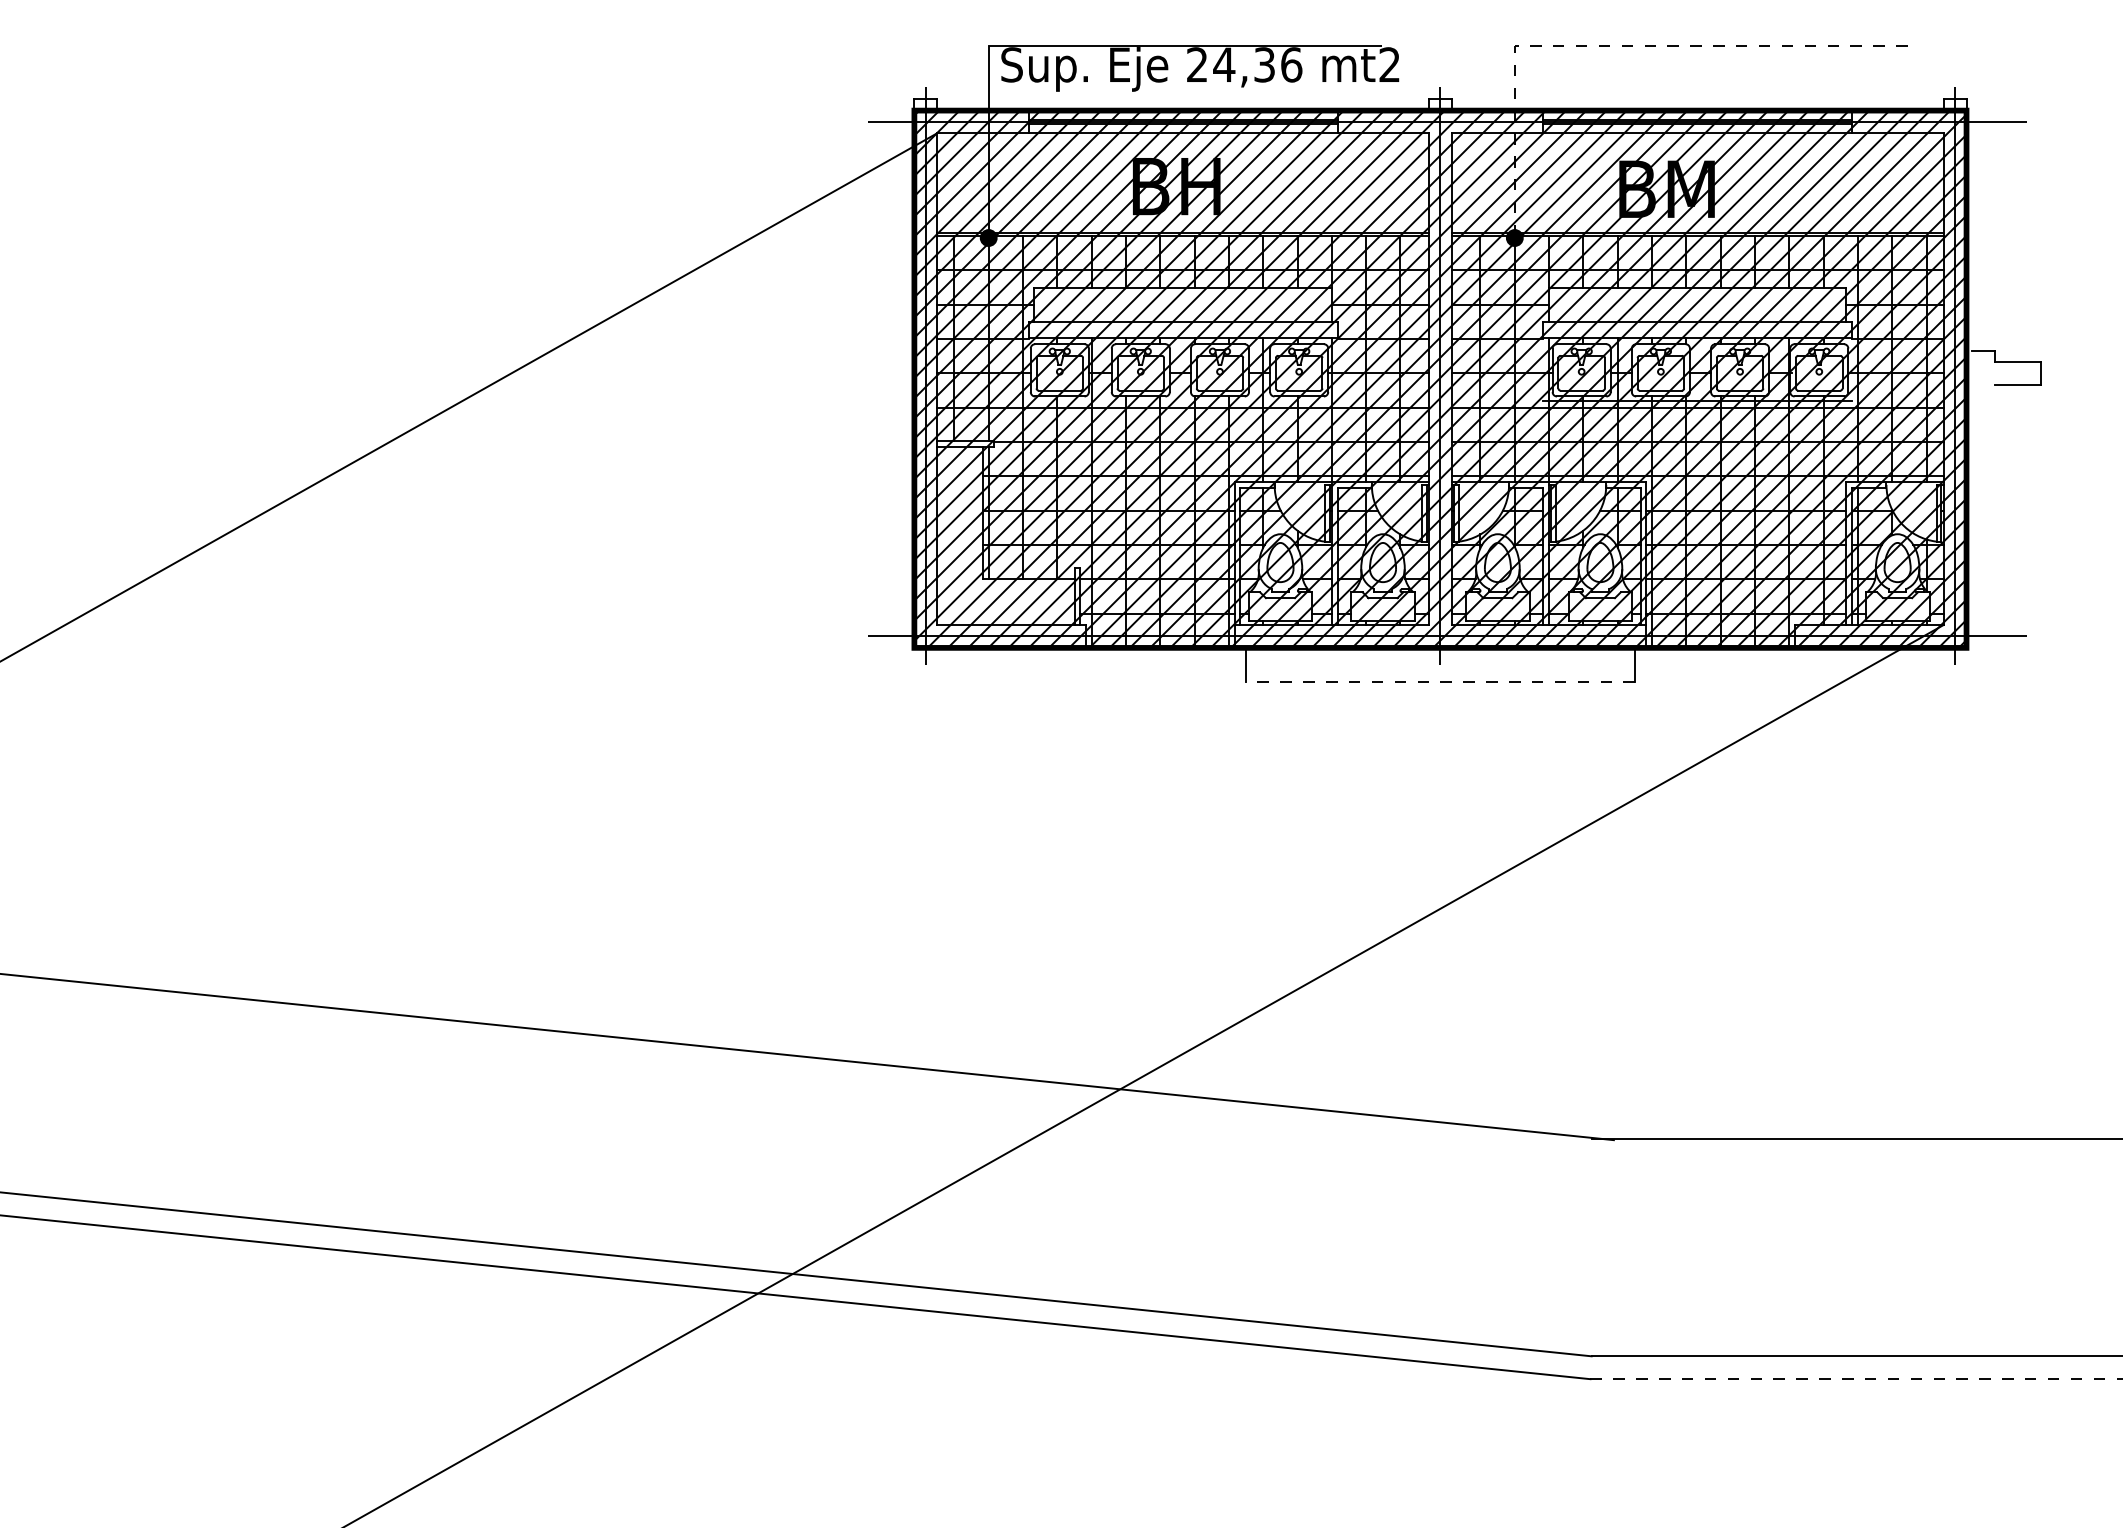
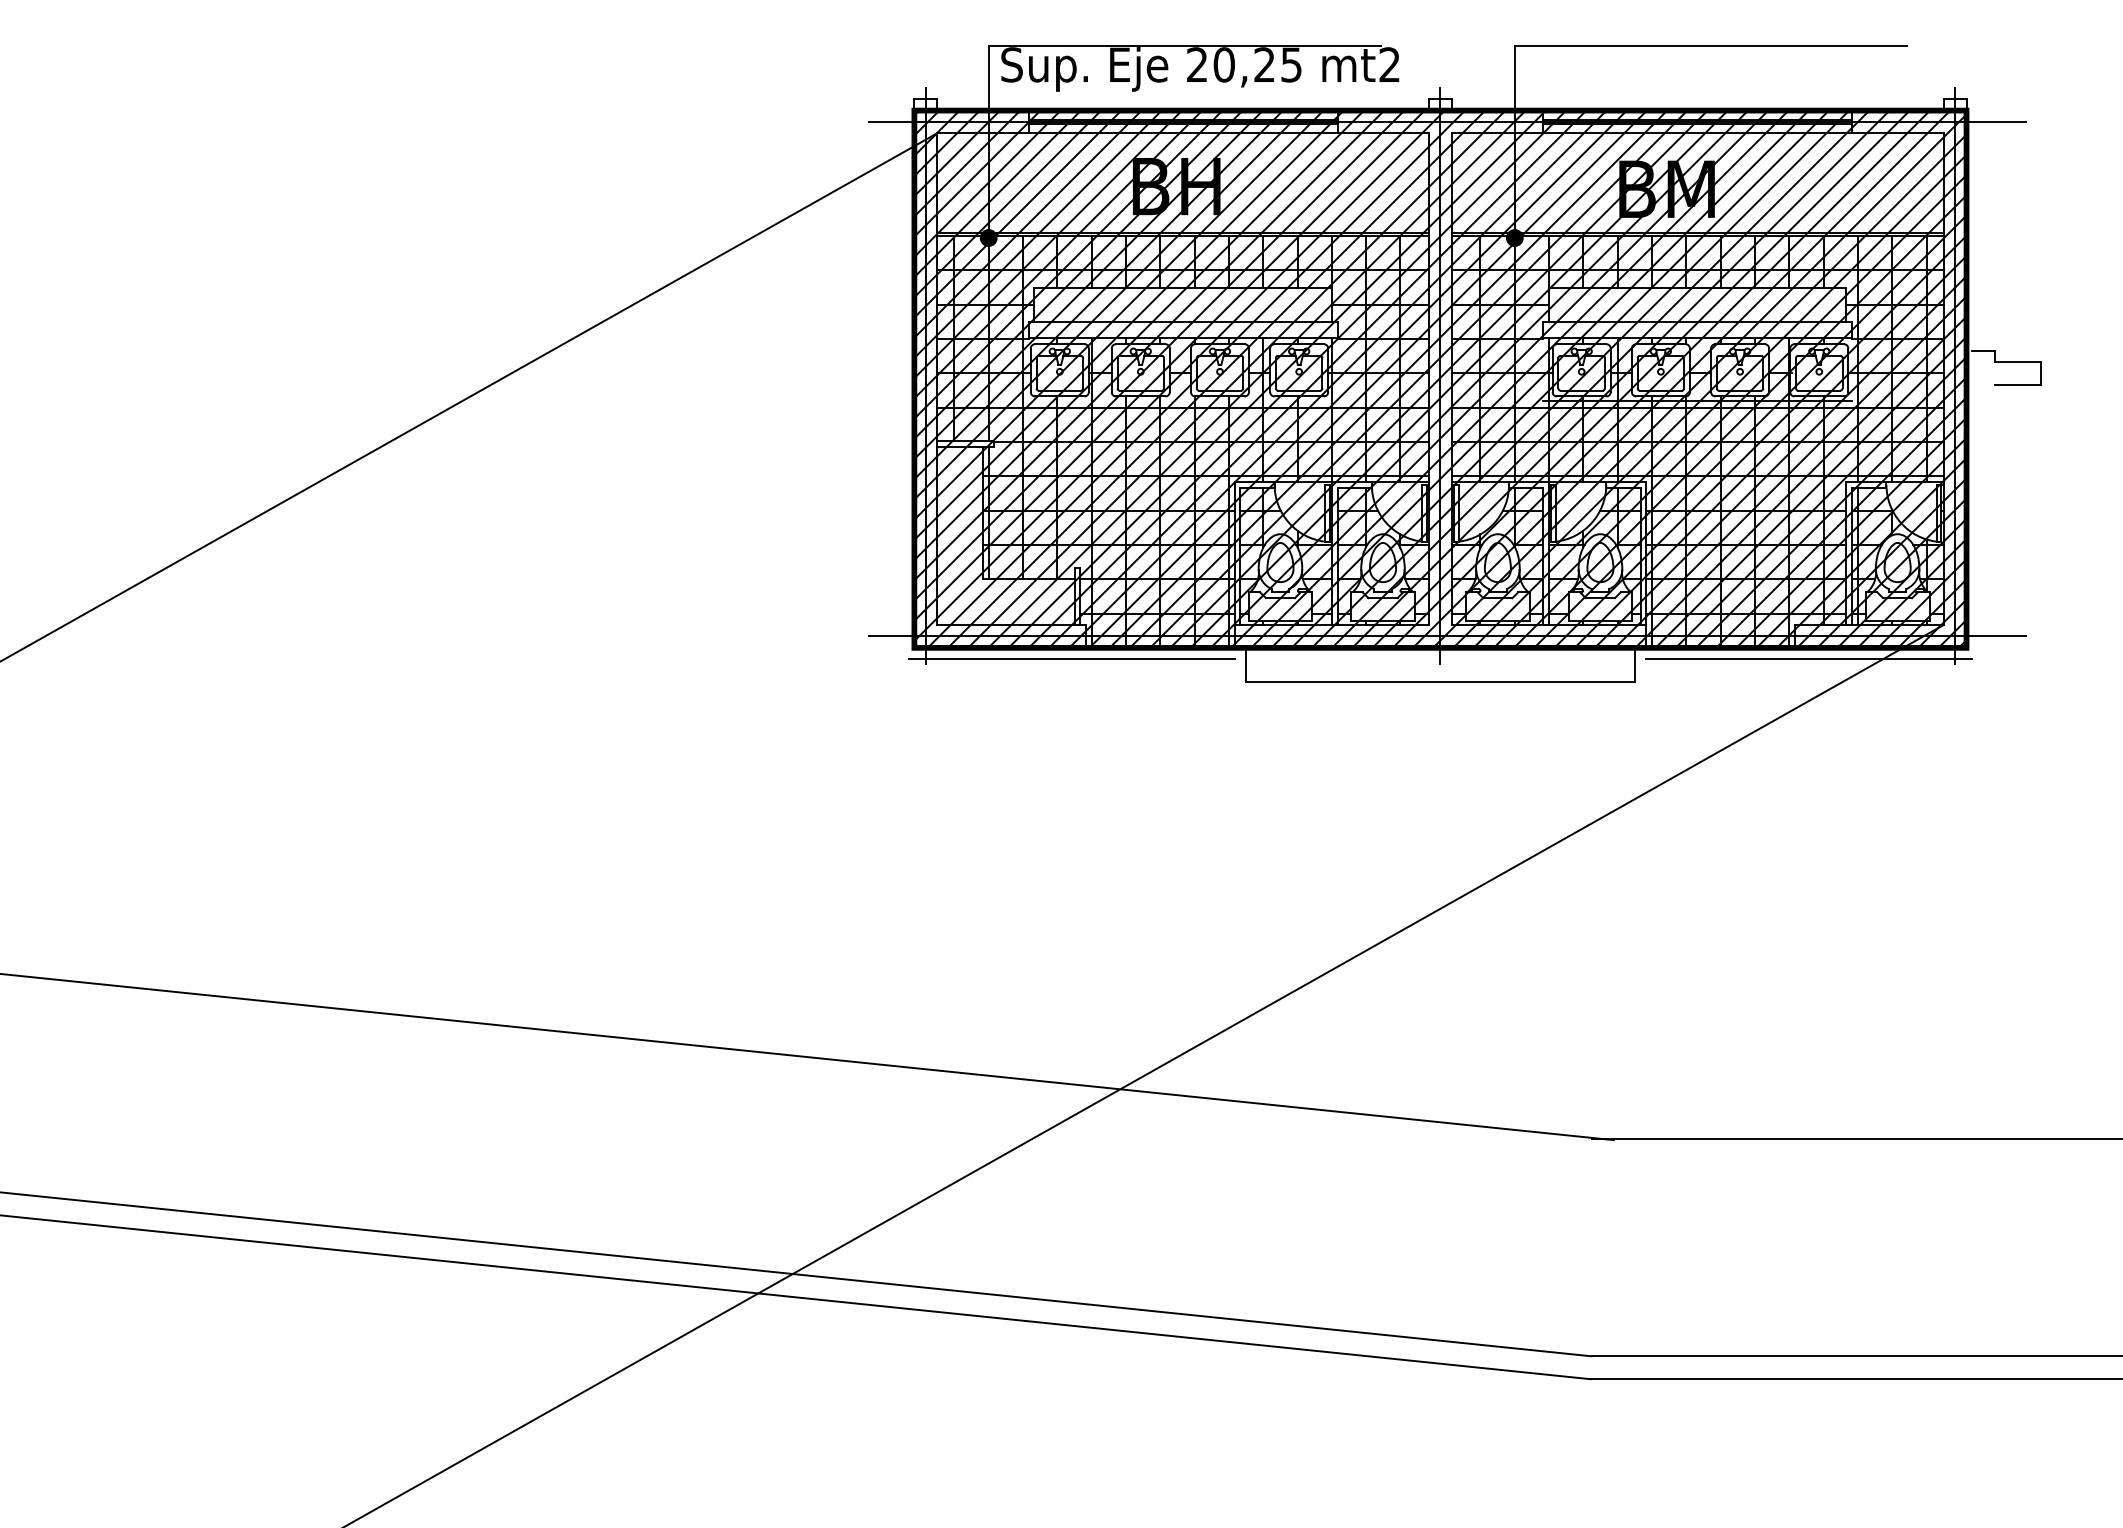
line: dashed -> solid (1615, 45)
text: 24,36 -> 20,25 (1257, 64)
line: none -> present (1071, 659)
line: none -> present (1809, 659)
line: dashed -> solid (1439, 682)
line: dashed -> solid (1856, 1379)
